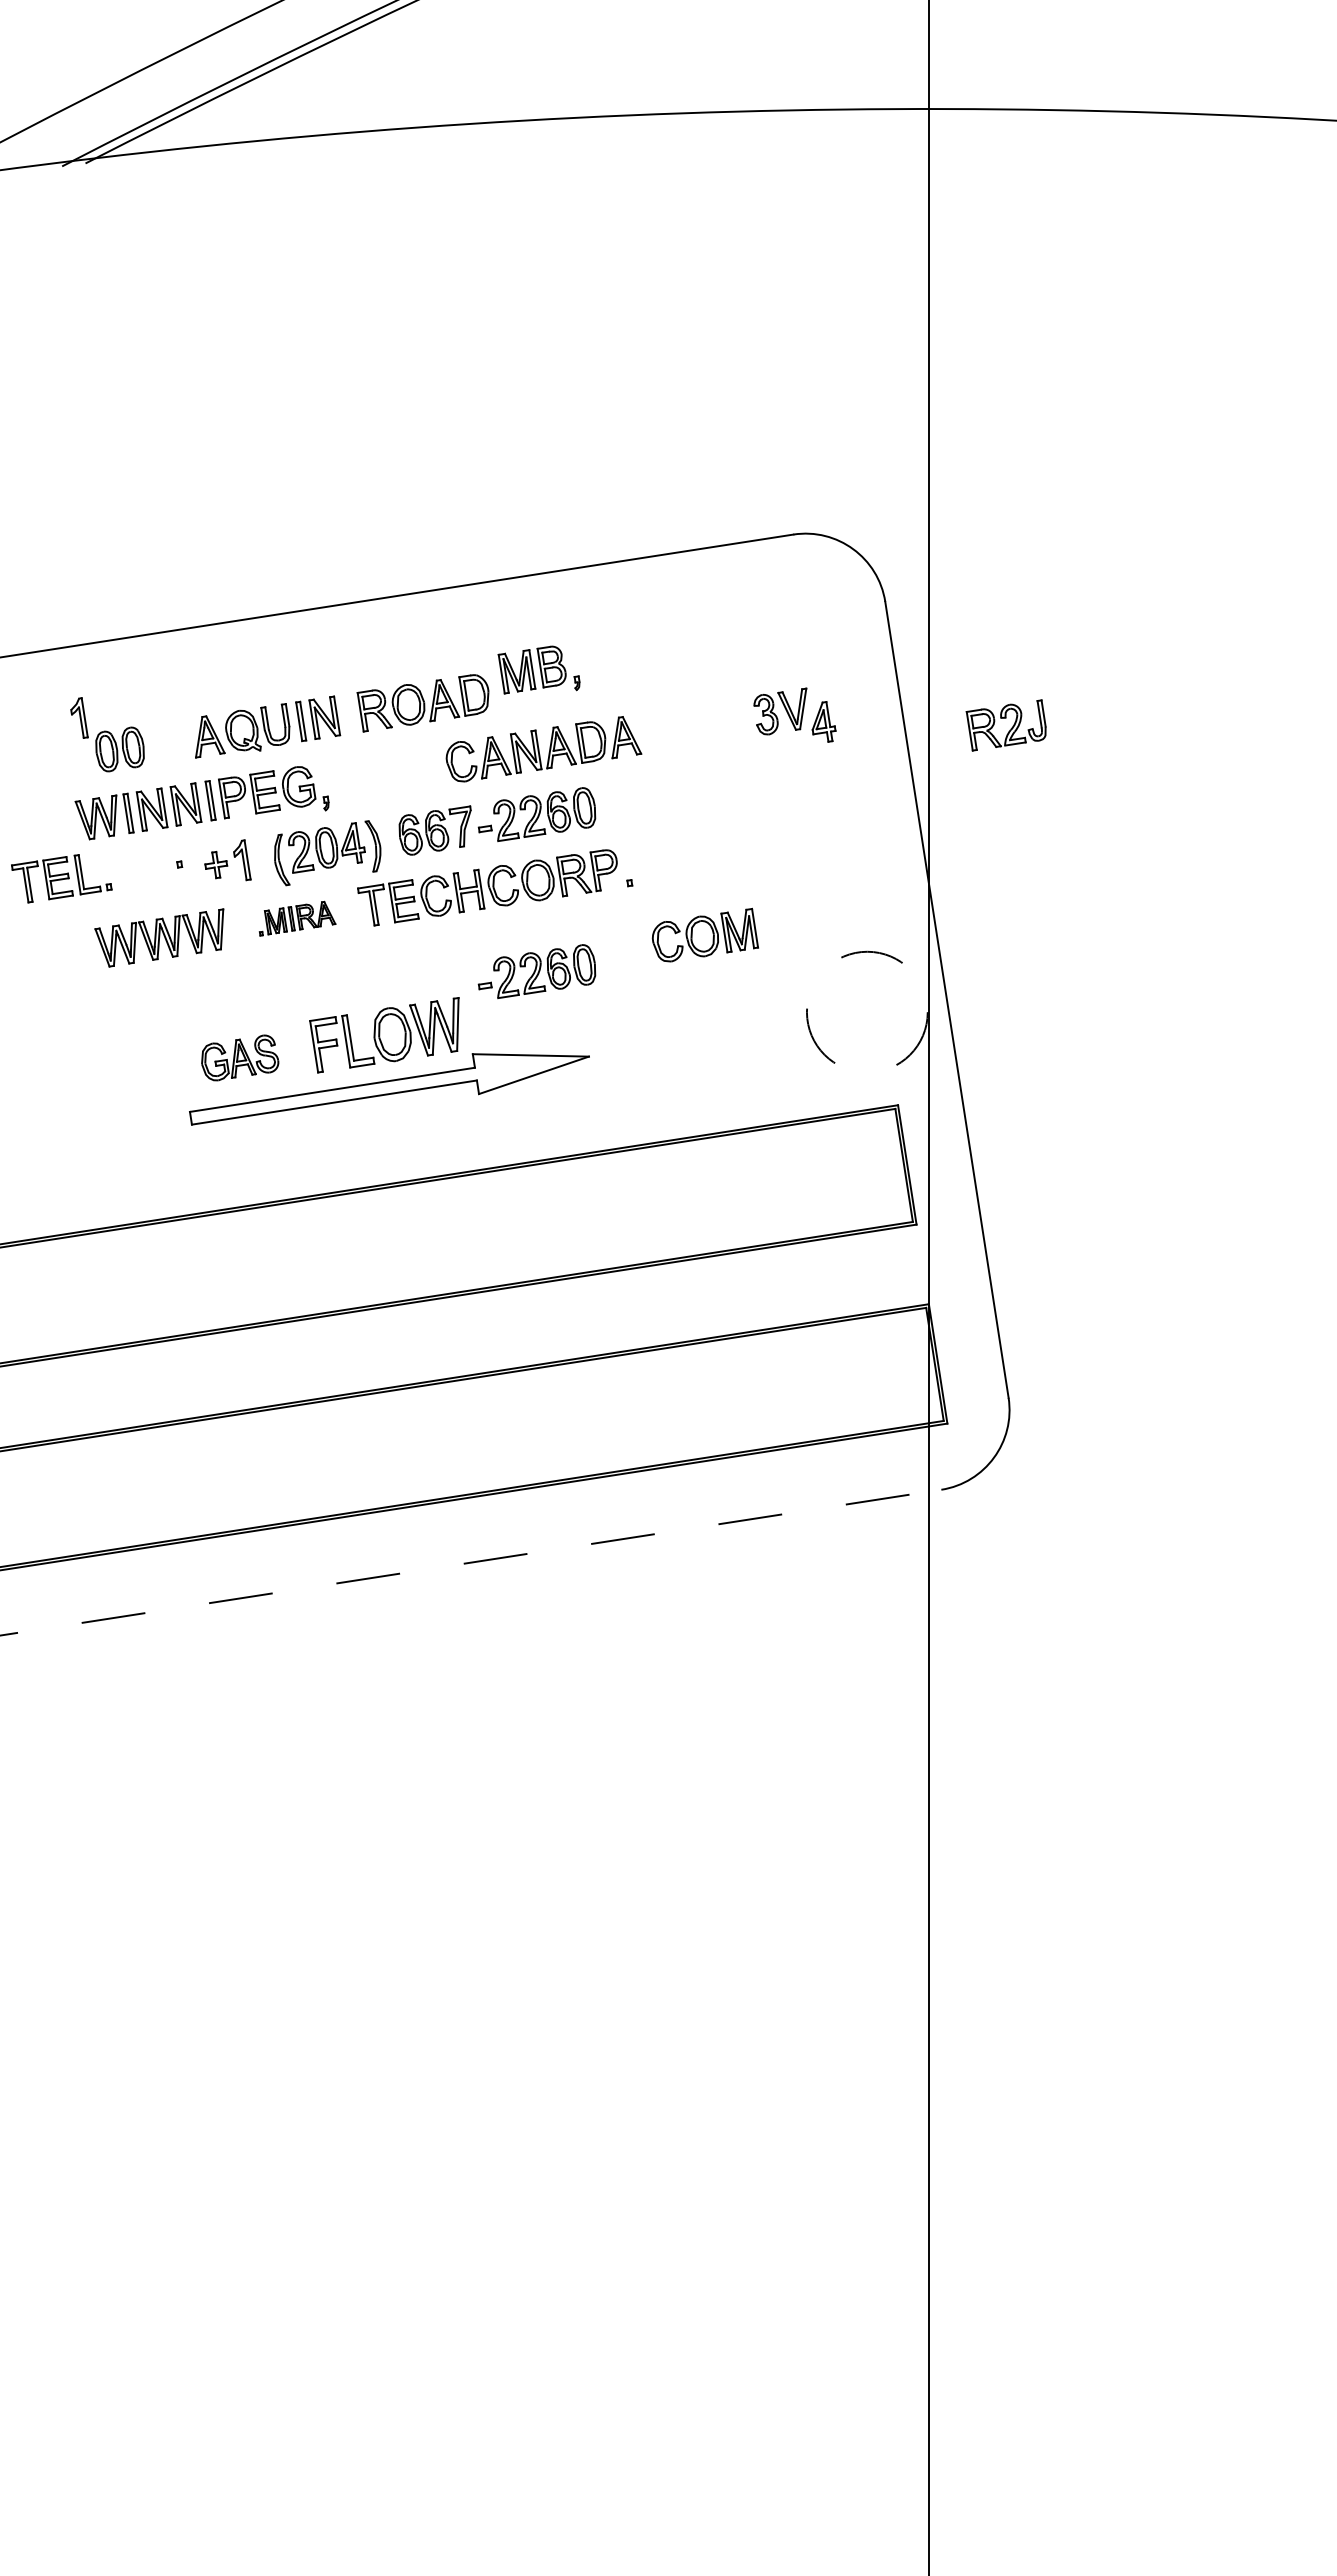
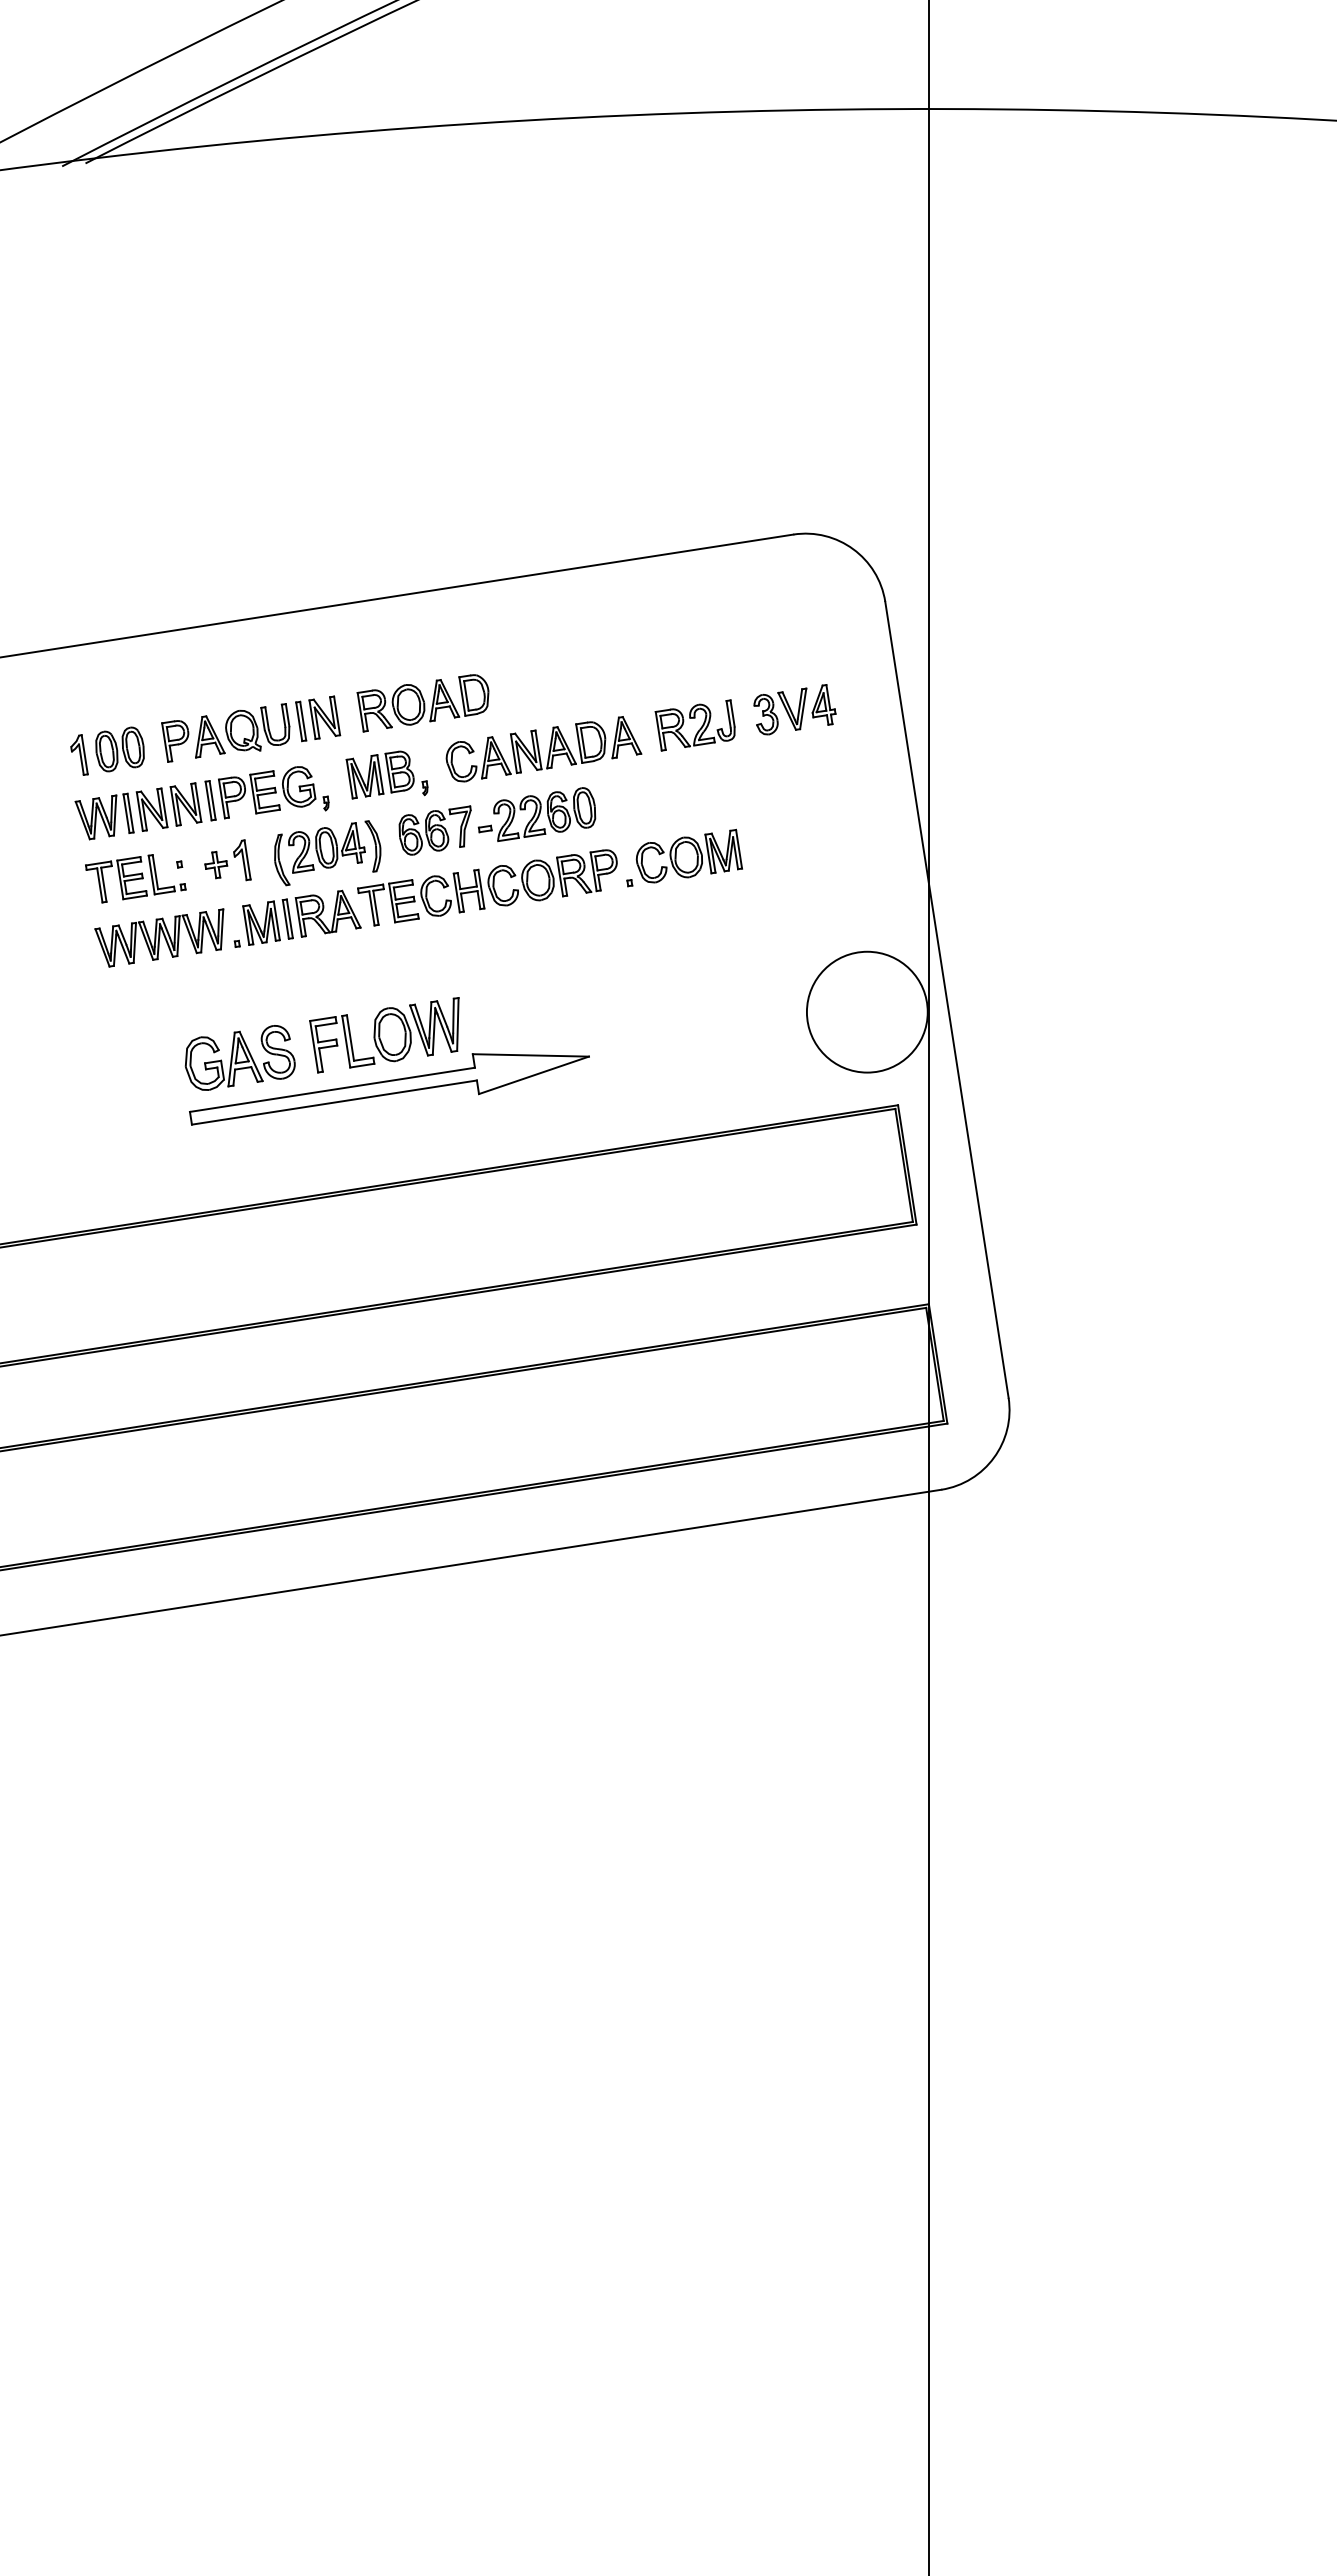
part position: (538, 669) -> (386, 774) (386, 774)
part position: (79, 717) -> (79, 754) (79, 754)
part position: (823, 721) -> (823, 704) (823, 704)
part position: (1005, 725) -> (694, 725) (694, 725)
part: none -> present (175, 741)
part position: (61, 878) -> (135, 878) (135, 878)
part size: 79x37 px -> 129x59 px (297, 918)
part position: (704, 934) -> (688, 855) (688, 855)
part: present -> none (536, 971)
circle: dashed -> solid (866, 1011)
part size: 79x48 px -> 112x66 px (239, 1057)
line: dashed -> solid (471, 1562)
